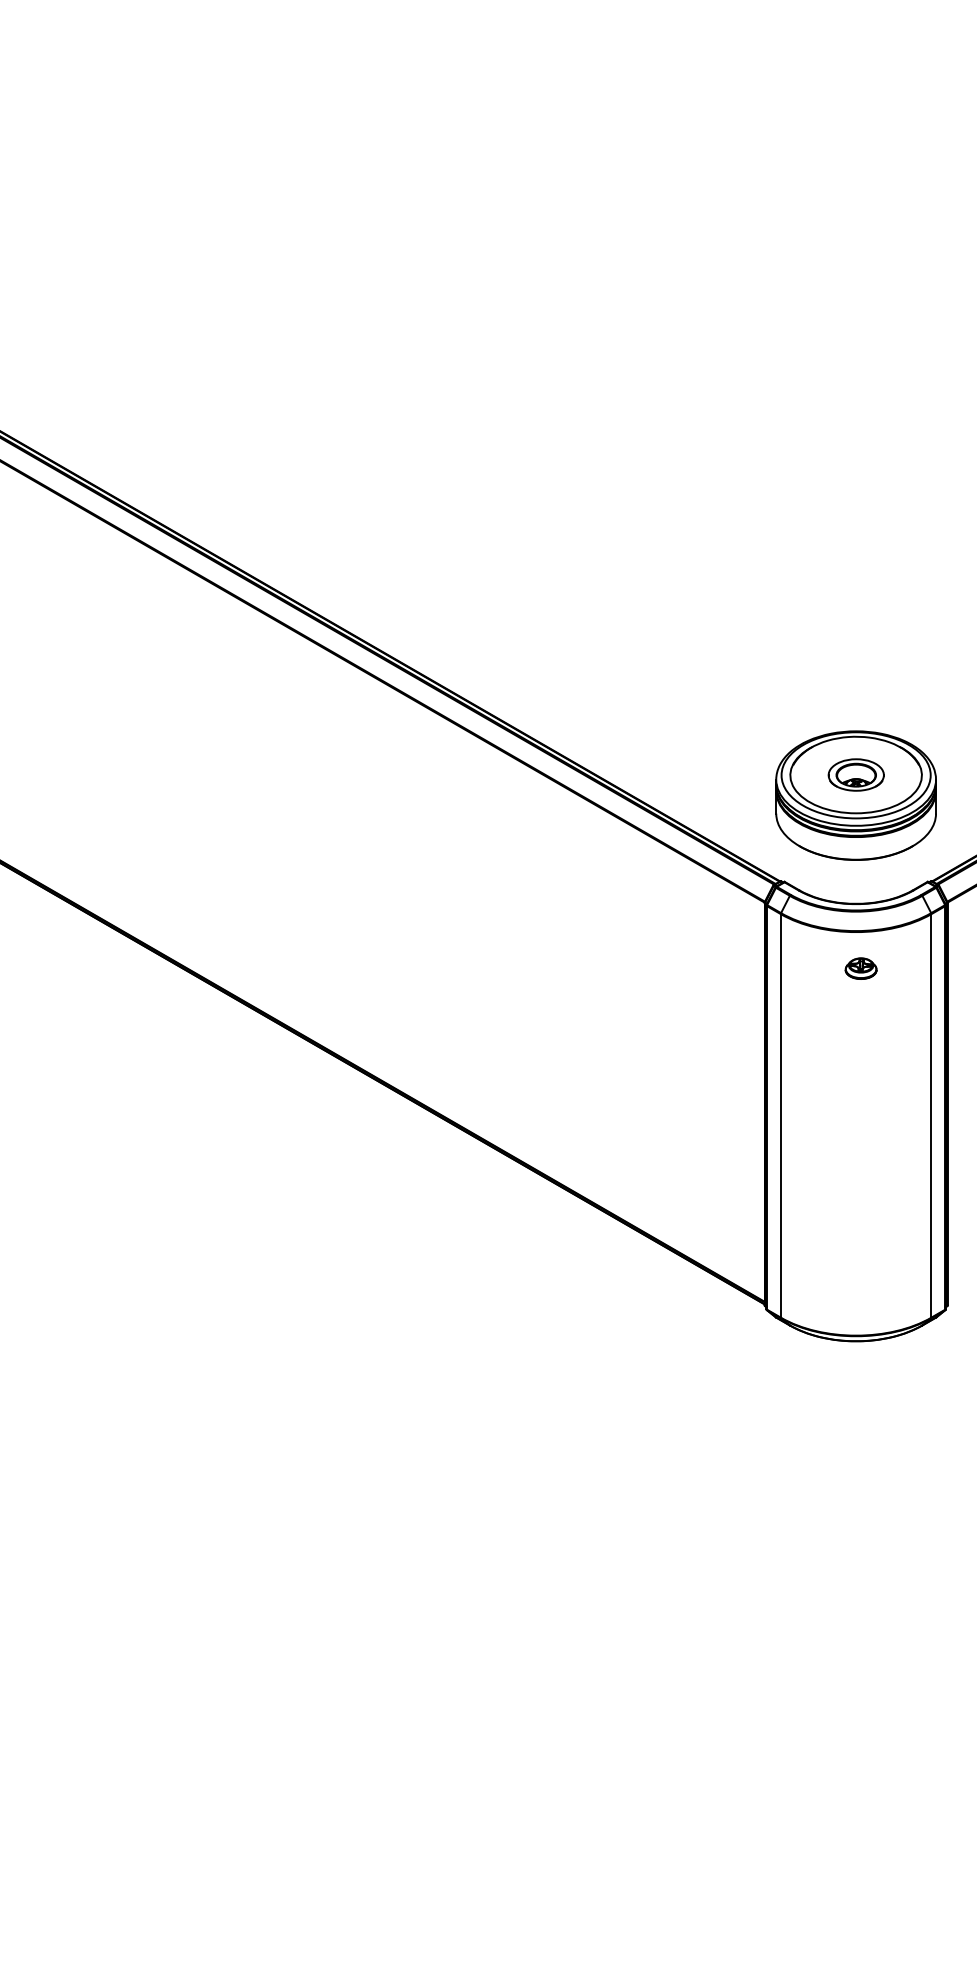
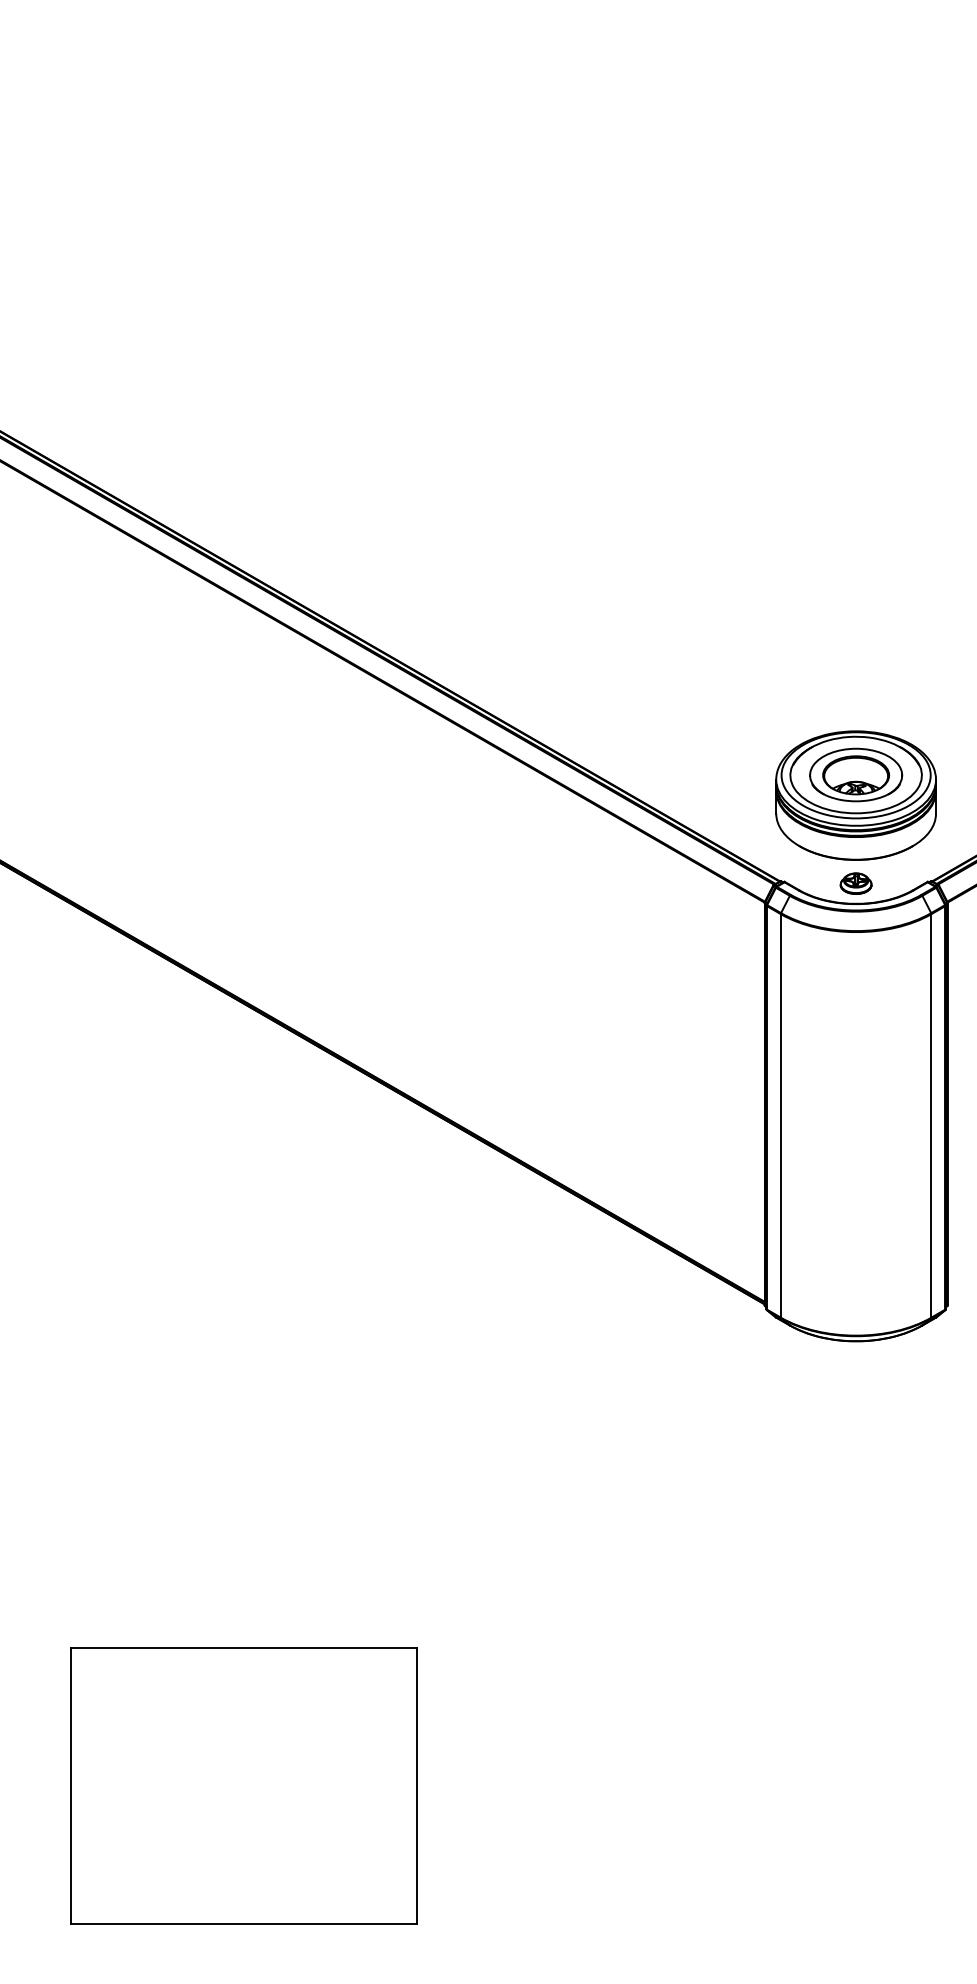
part size: 58x34 px -> 95x56 px (856, 774)
part position: (860, 968) -> (855, 883) (855, 883)
part: none -> present (243, 1785)
